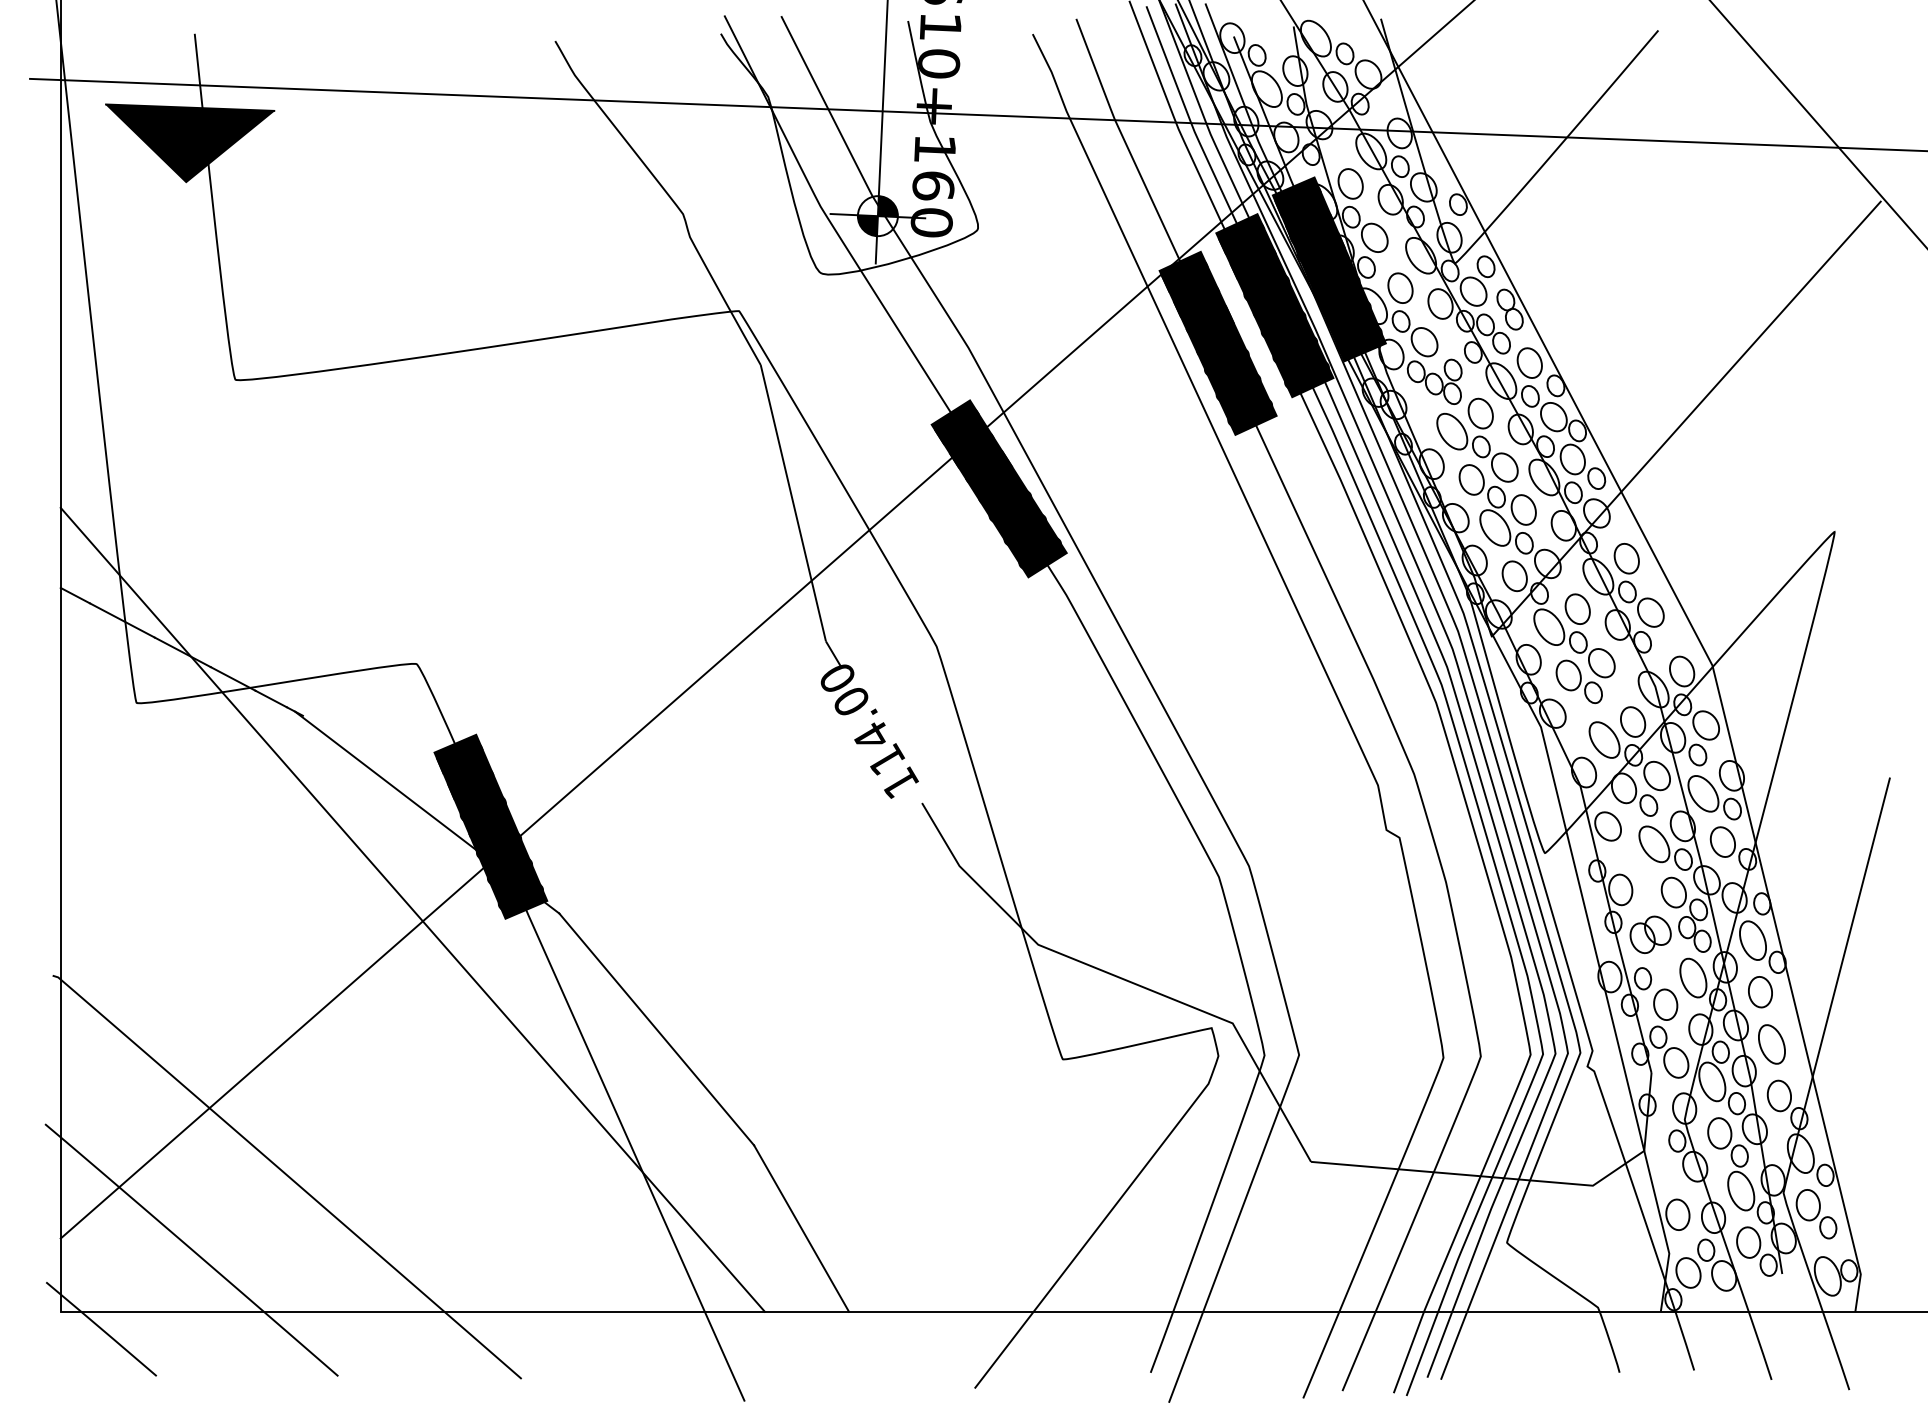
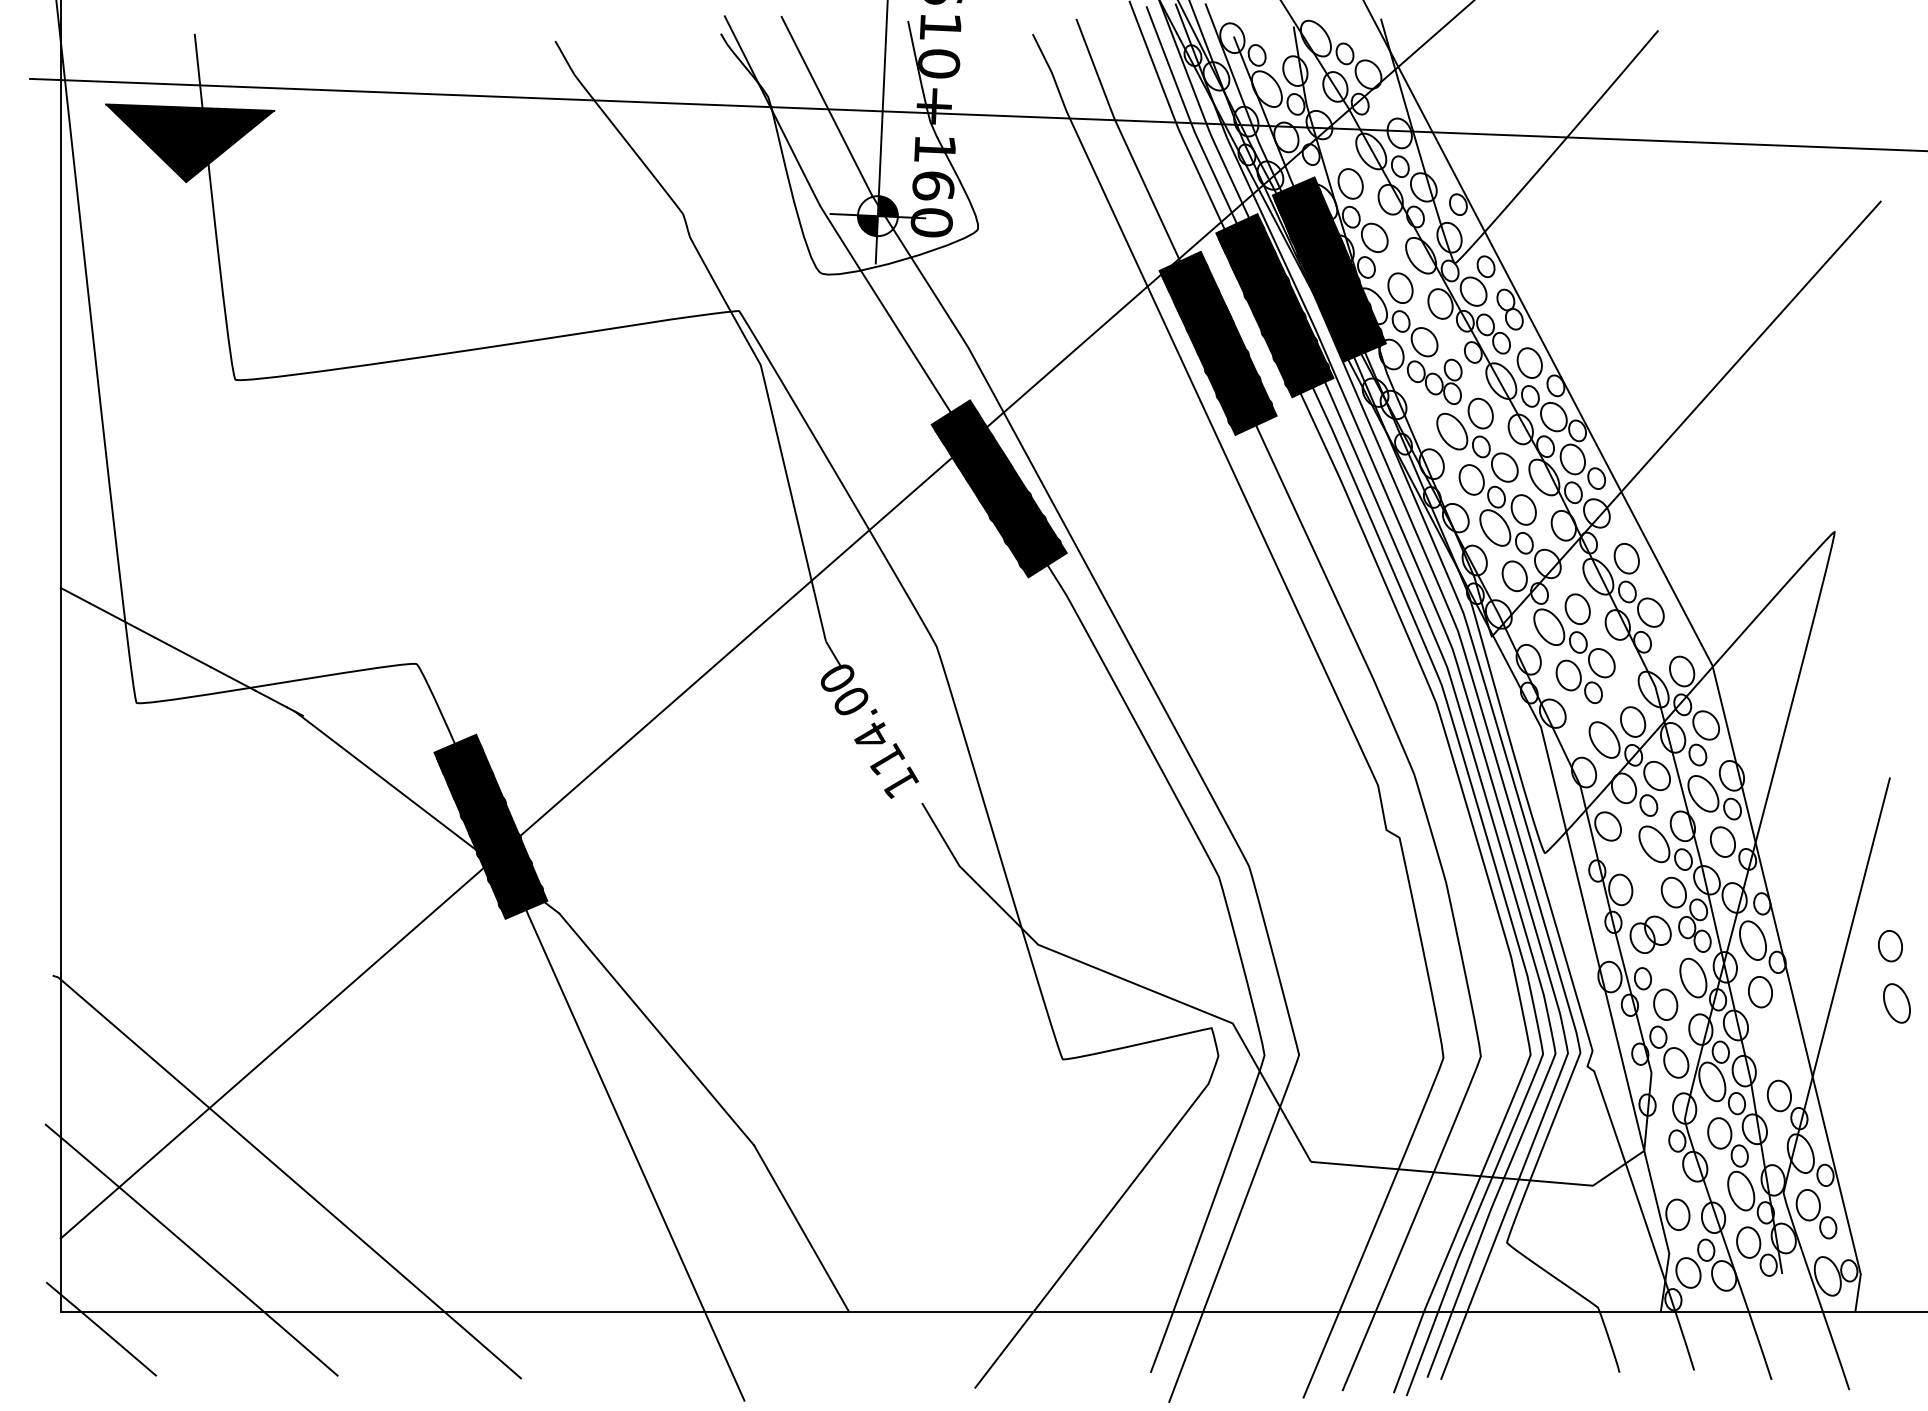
line: present -> none (1817, 123)
line: present -> none (412, 909)
part: none -> present (1890, 946)
part position: (1771, 1044) -> (1896, 1003) (1896, 1003)
